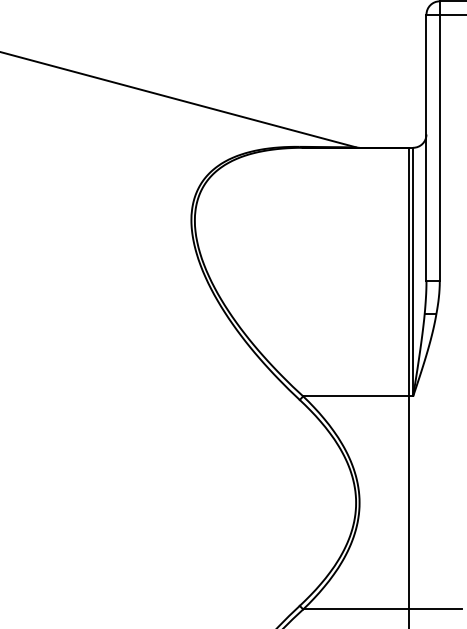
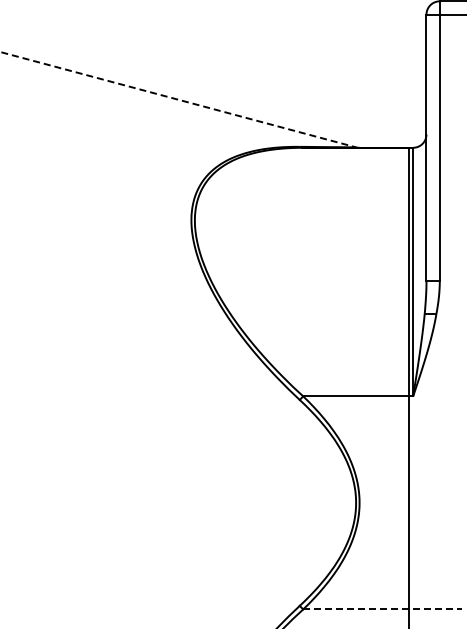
line: solid -> dashed (178, 99)
line: solid -> dashed (383, 609)
